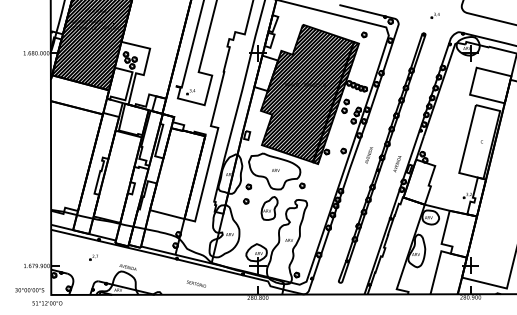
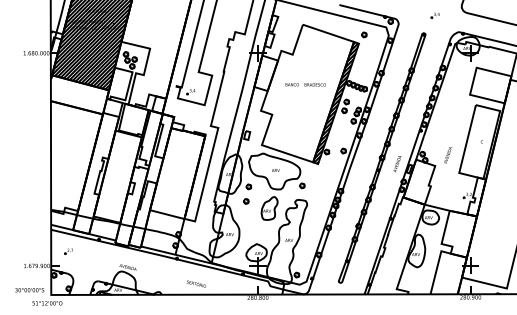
hatch: present -> none (307, 93)
text position: (368, 155) -> (447, 155) (447, 155)
part position: (93, 257) -> (68, 251) (68, 251)
